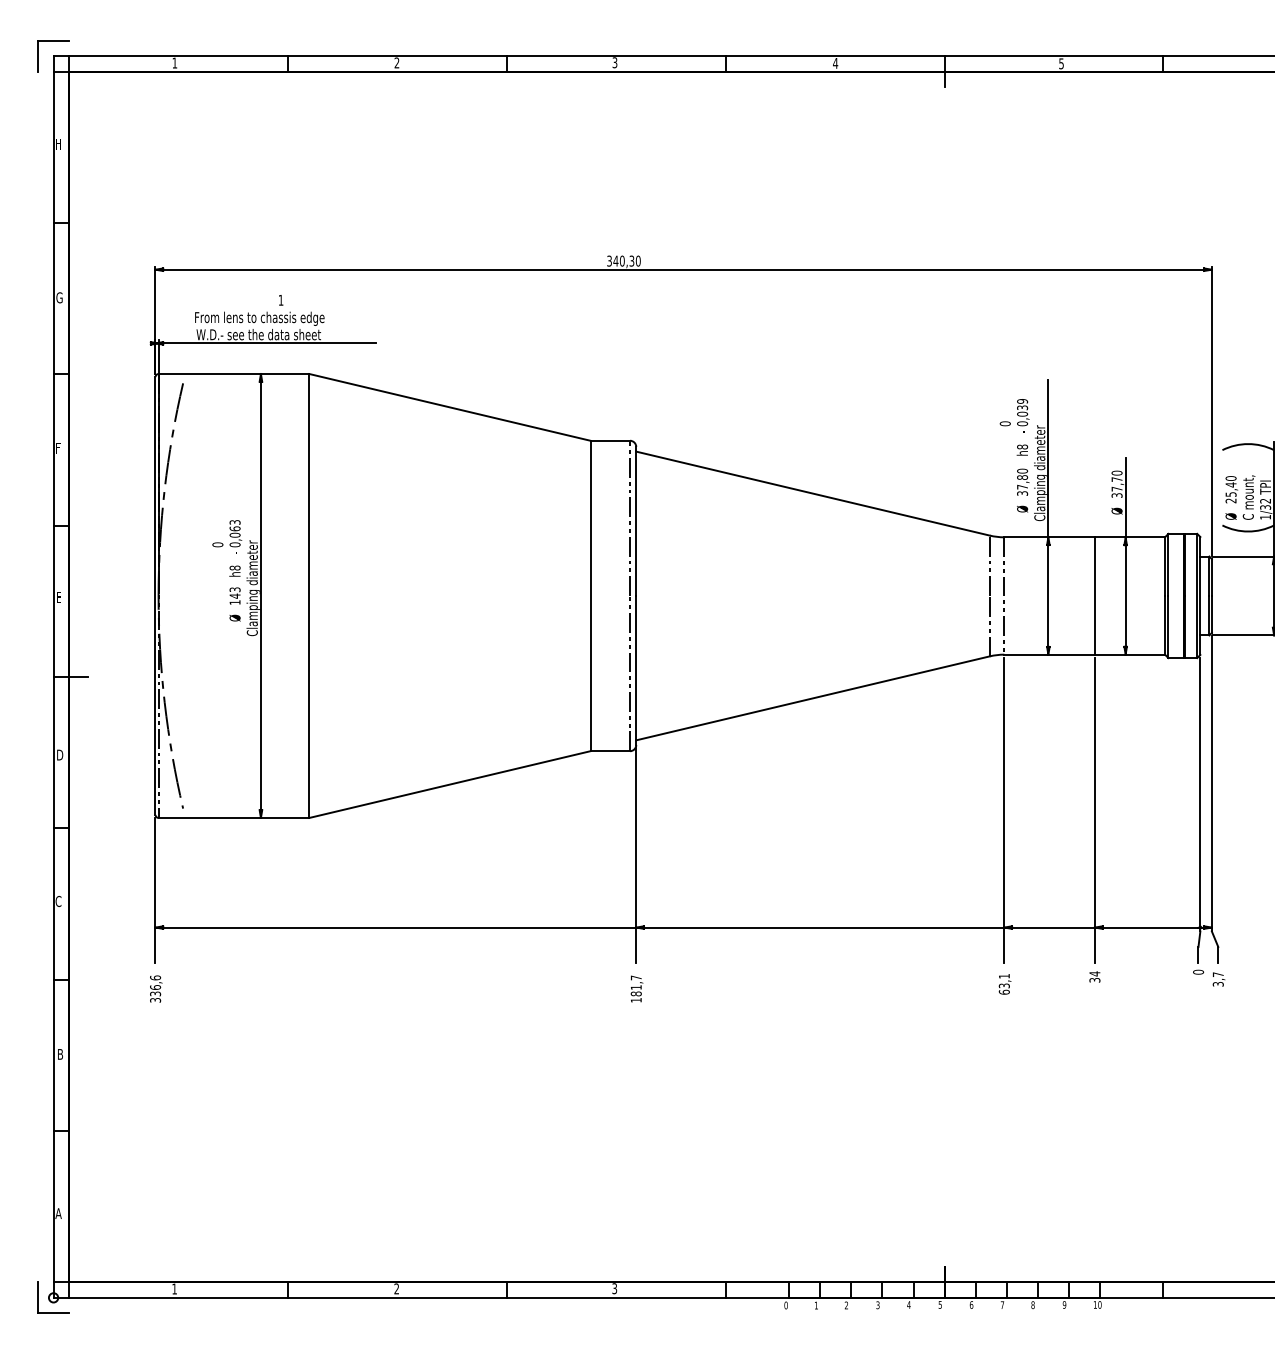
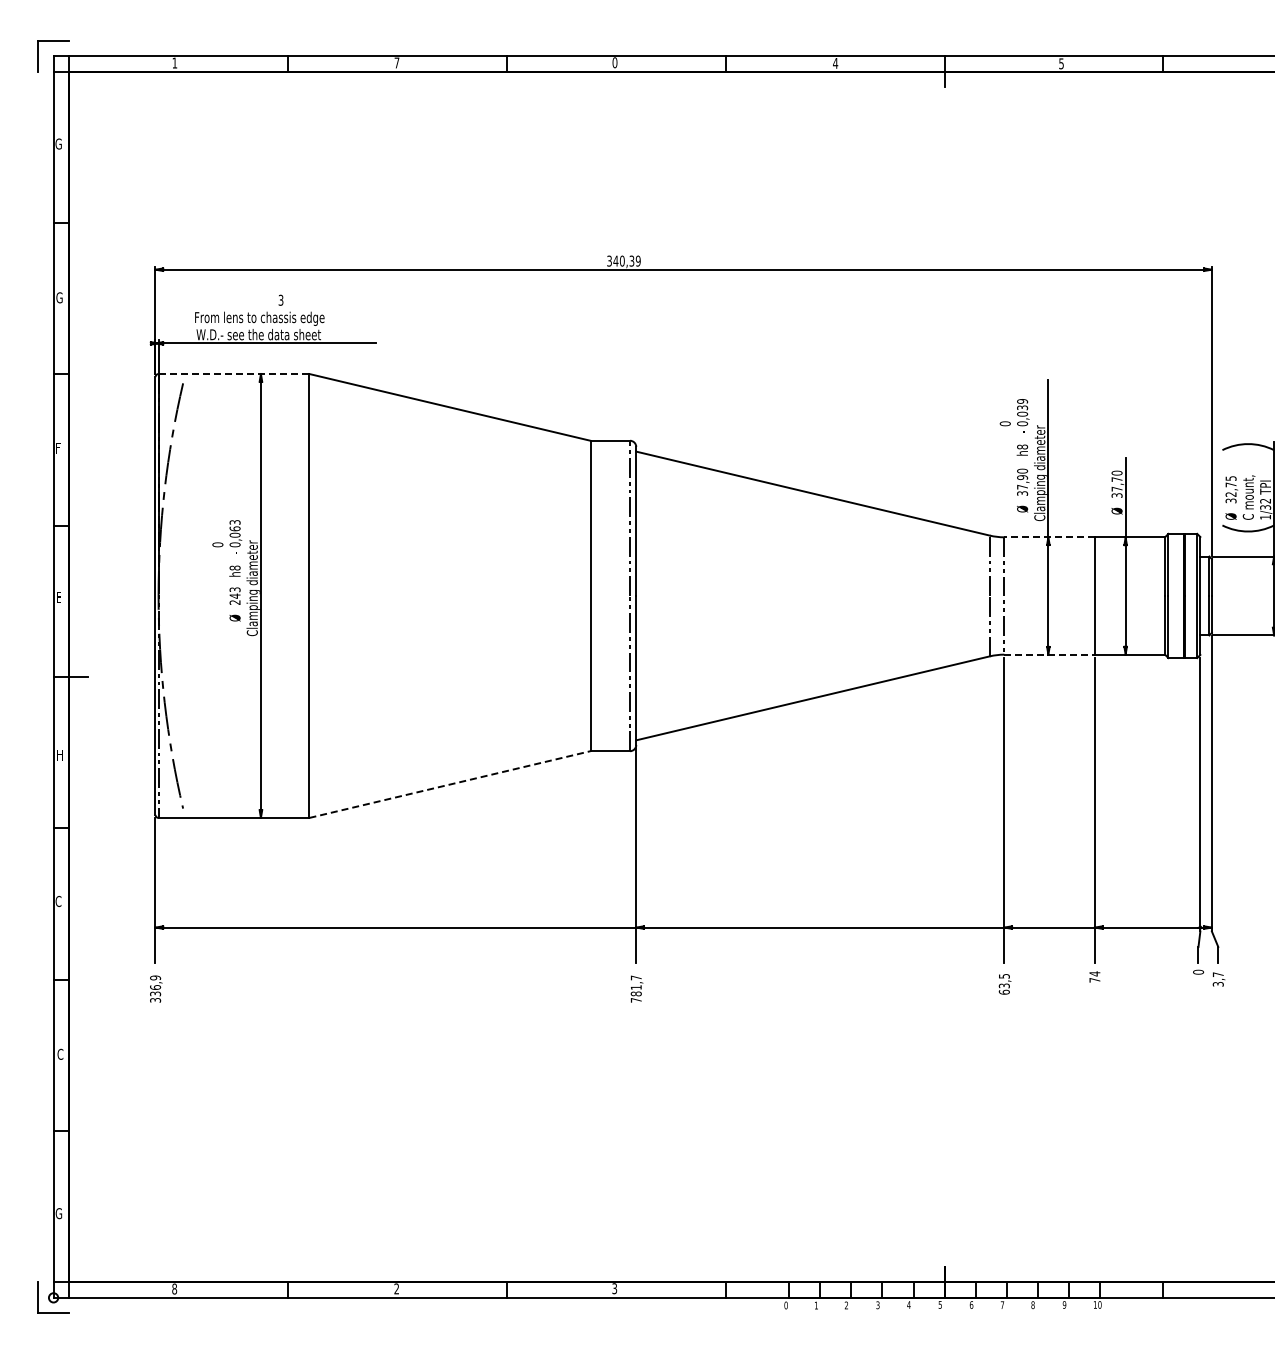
text: 2 -> 7 (396, 62)
text: 3 -> 0 (614, 62)
text: H -> G (58, 143)
text: 340,30 -> 340,39 (637, 261)
text: 1 -> 3 (280, 299)
line: solid -> dashed (233, 374)
text: 37,80 -> 37,90 (1022, 477)
text: 25,40 -> 32,75 (1230, 489)
line: solid -> dashed (1049, 537)
text: 143 -> 243 (234, 602)
line: solid -> dashed (1050, 654)
text: D -> H (60, 754)
line: solid -> dashed (450, 784)
text: 63,1 -> 63,5 (1004, 976)
text: 336,6 -> 336,9 (155, 977)
text: 34 -> 74 (1094, 980)
text: 181,7 -> 781,7 (635, 1000)
text: B -> C (60, 1053)
text: A -> G (58, 1213)
text: 1 -> 8 (174, 1288)
